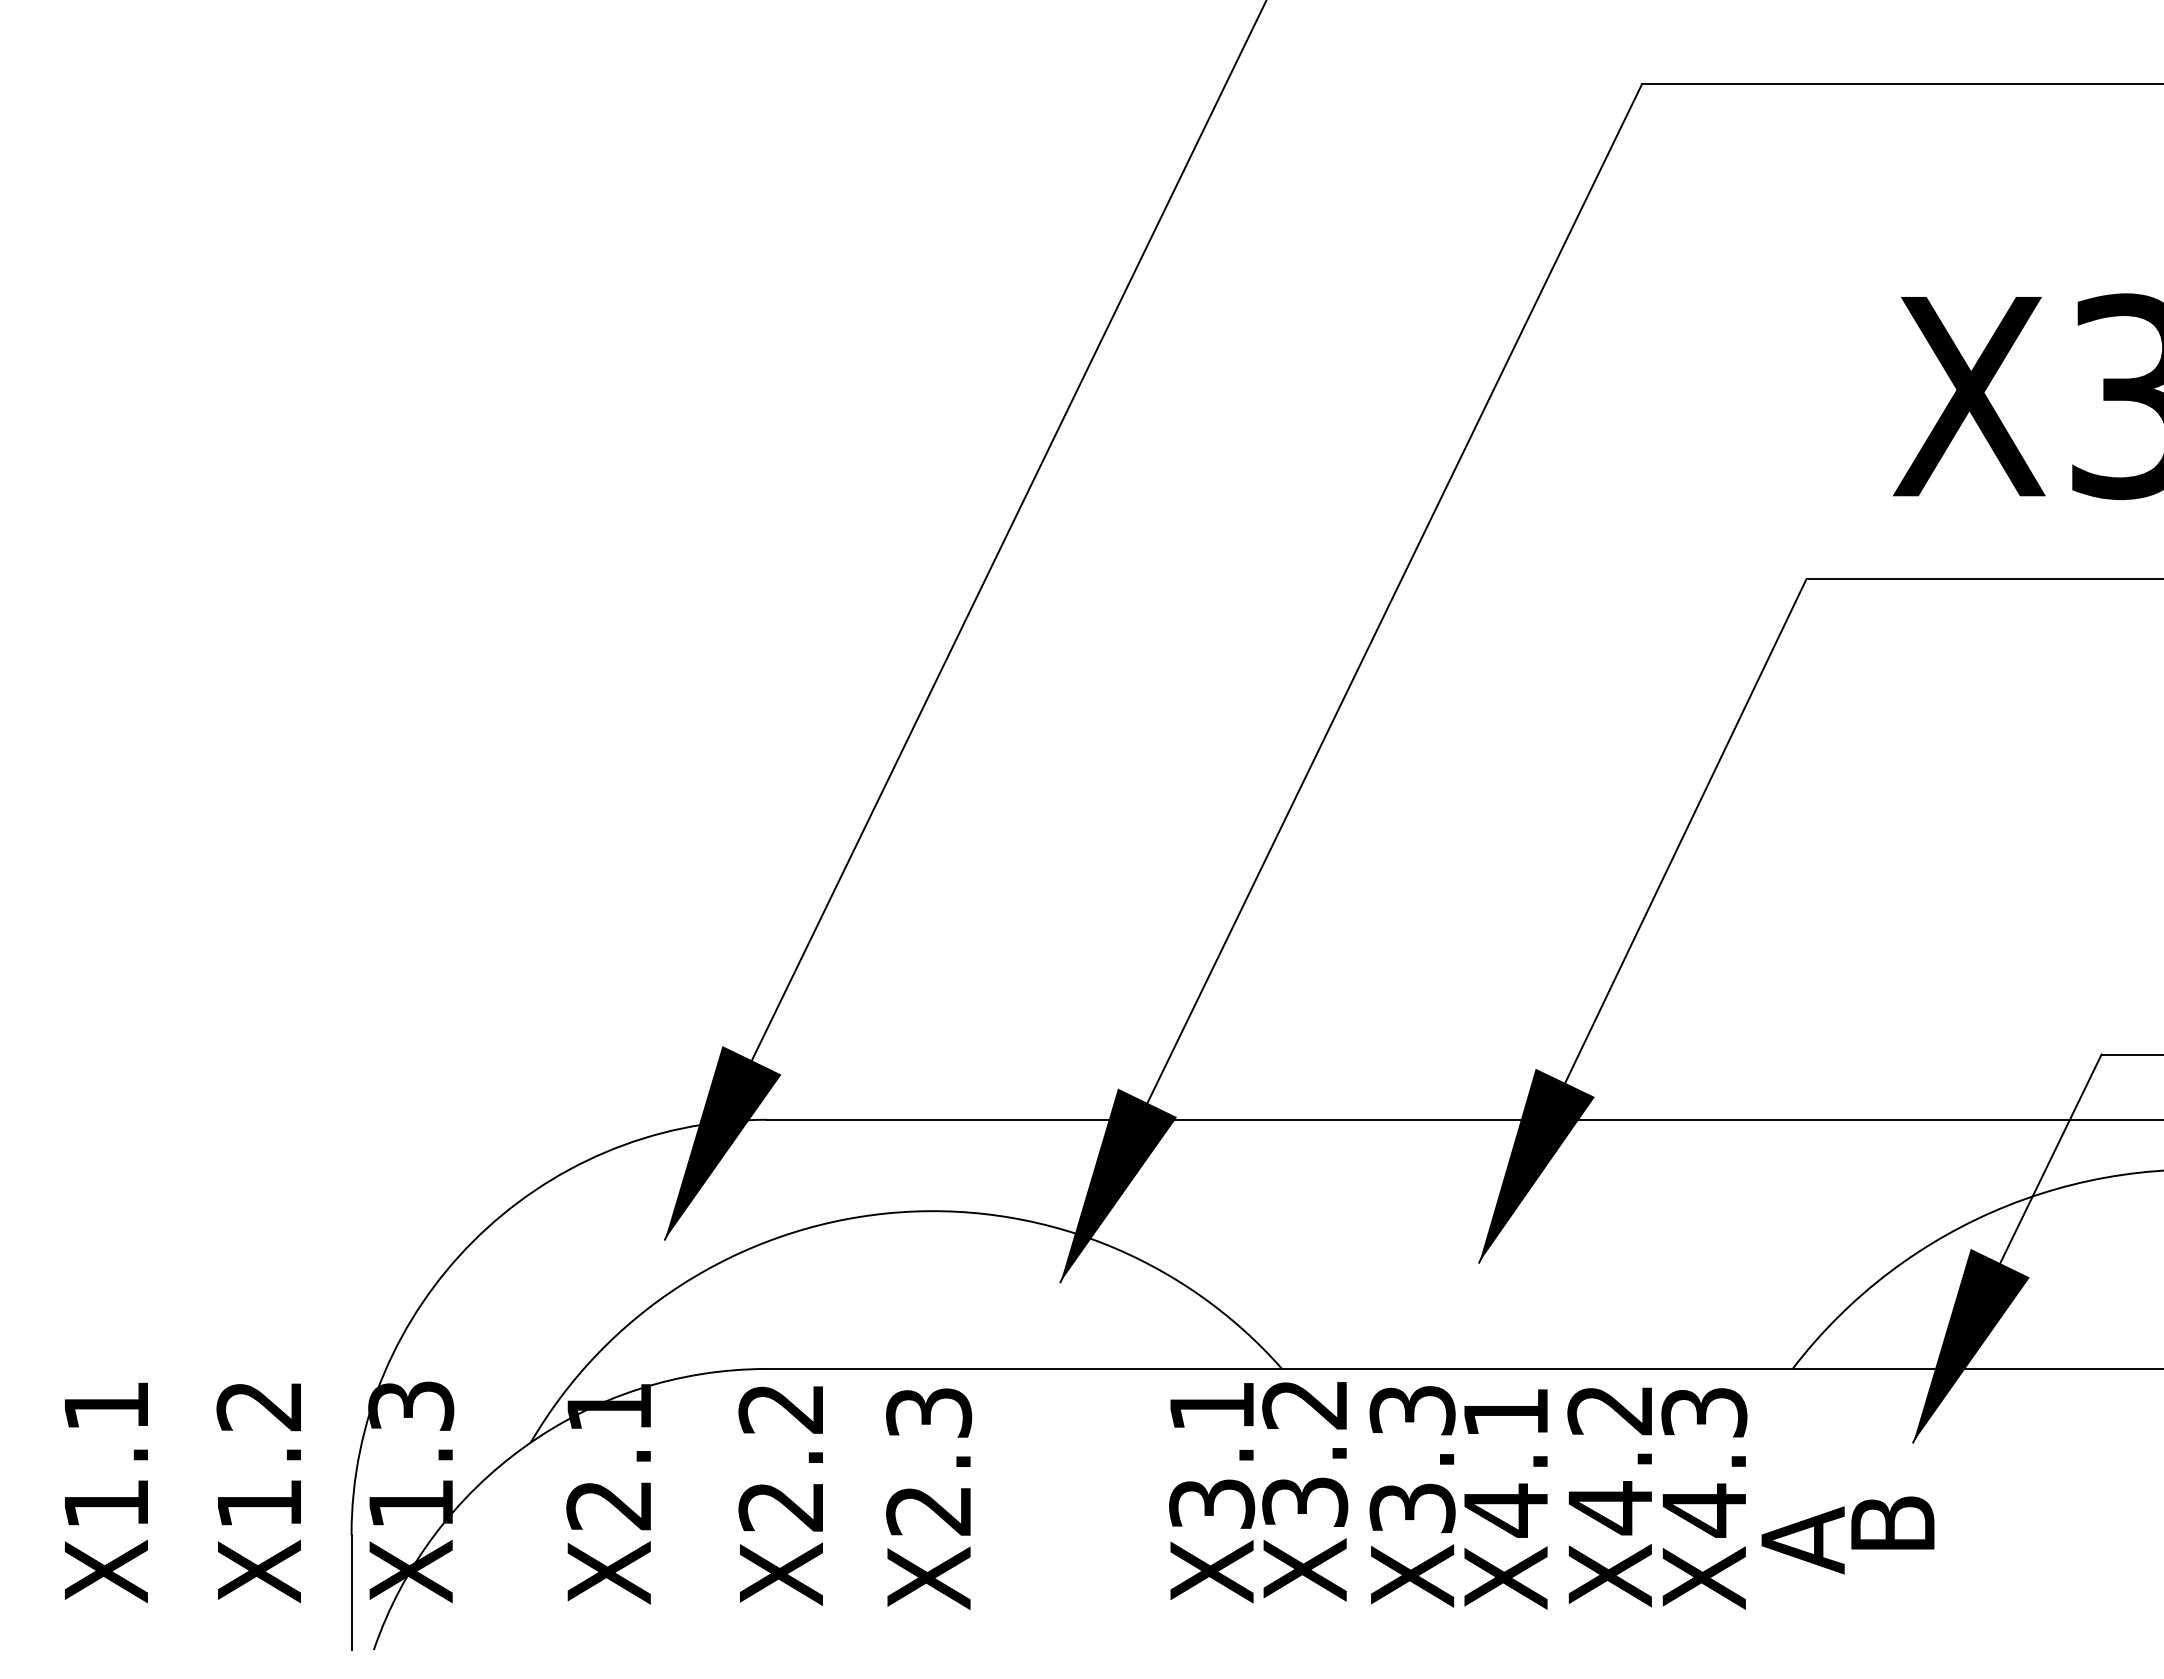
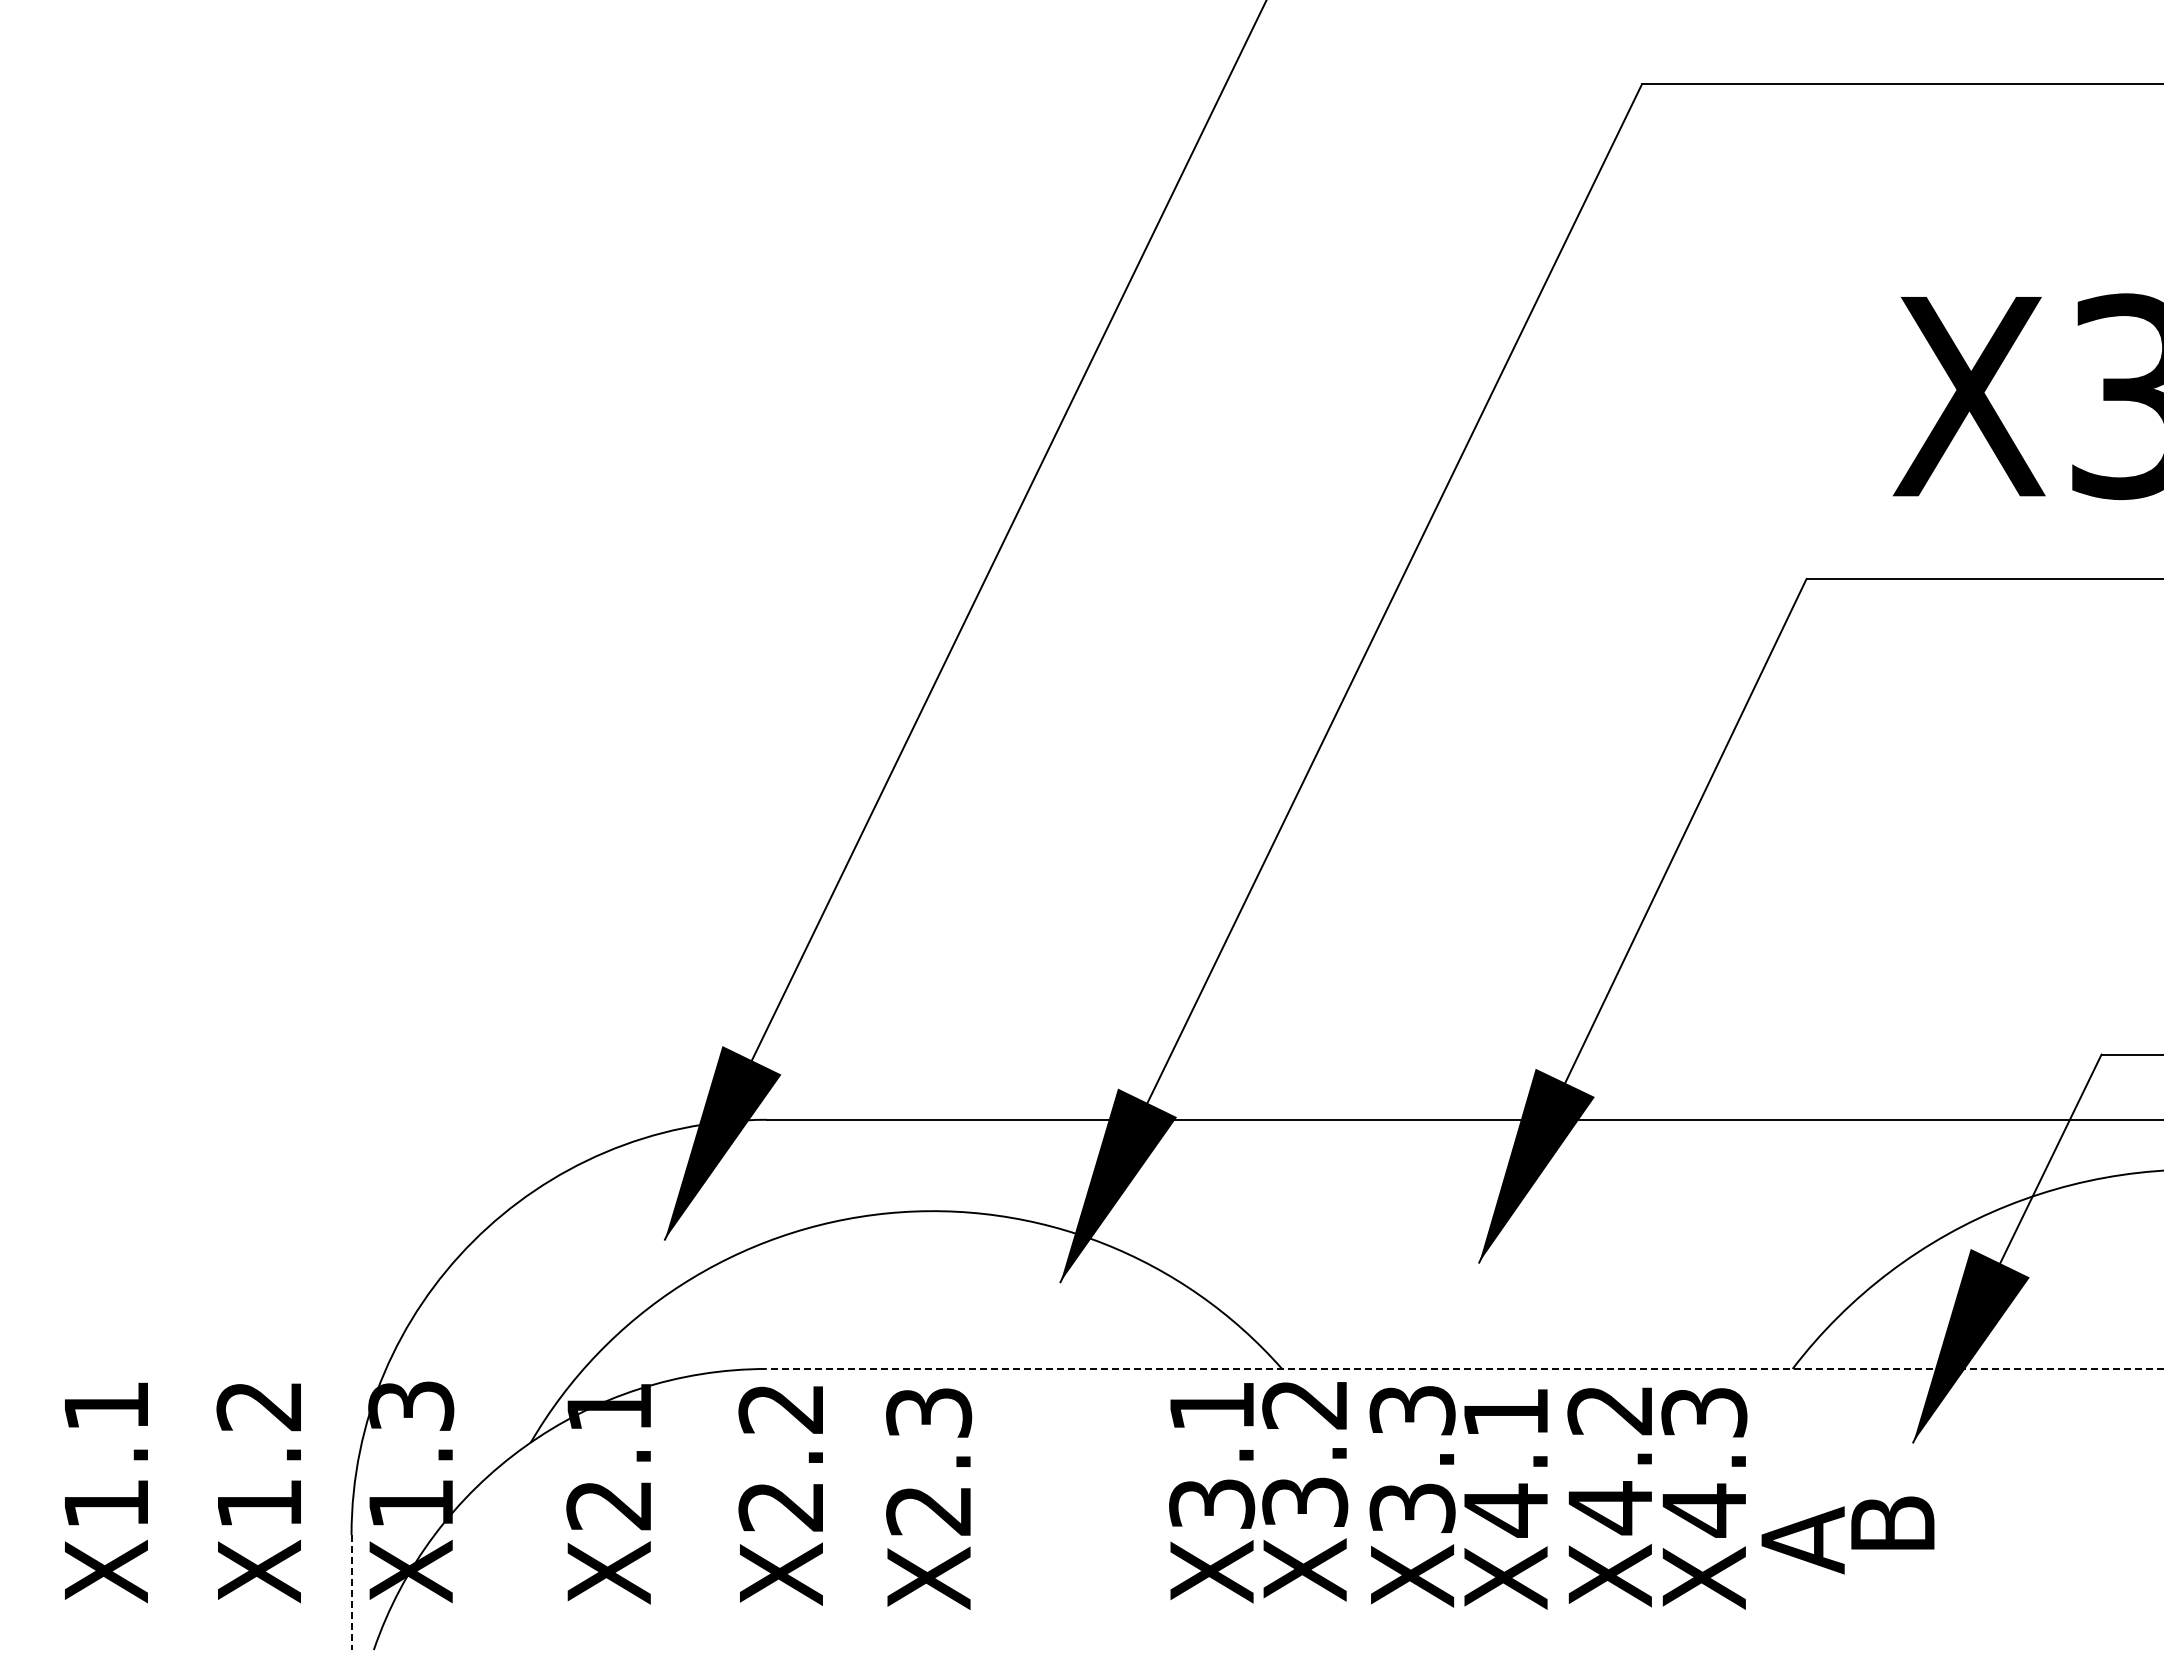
line: solid -> dashed (1464, 1368)
line: solid -> dashed (351, 1593)
